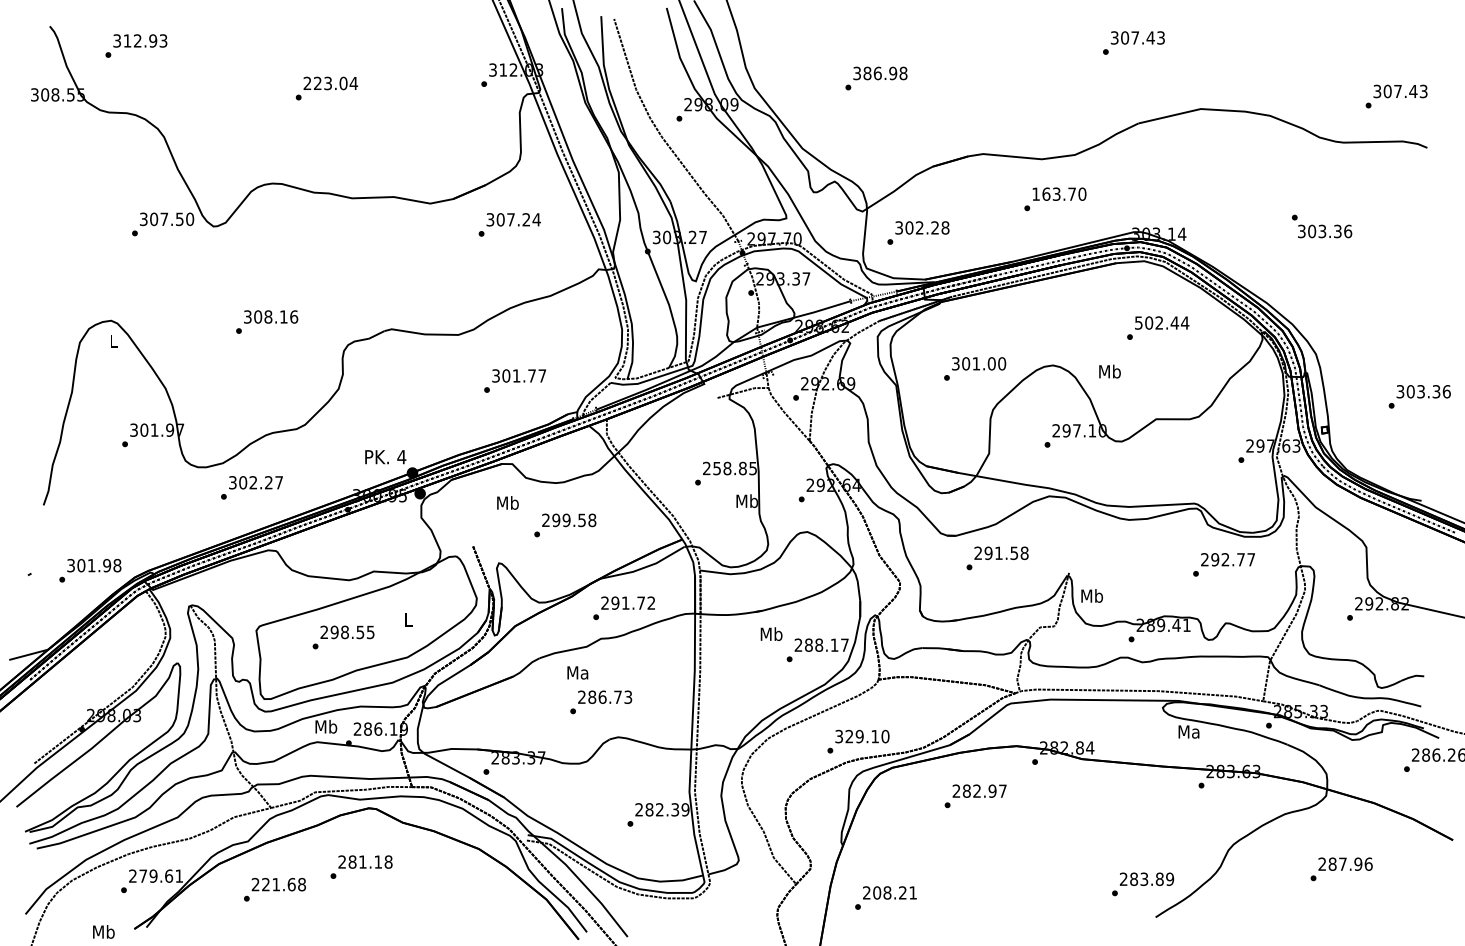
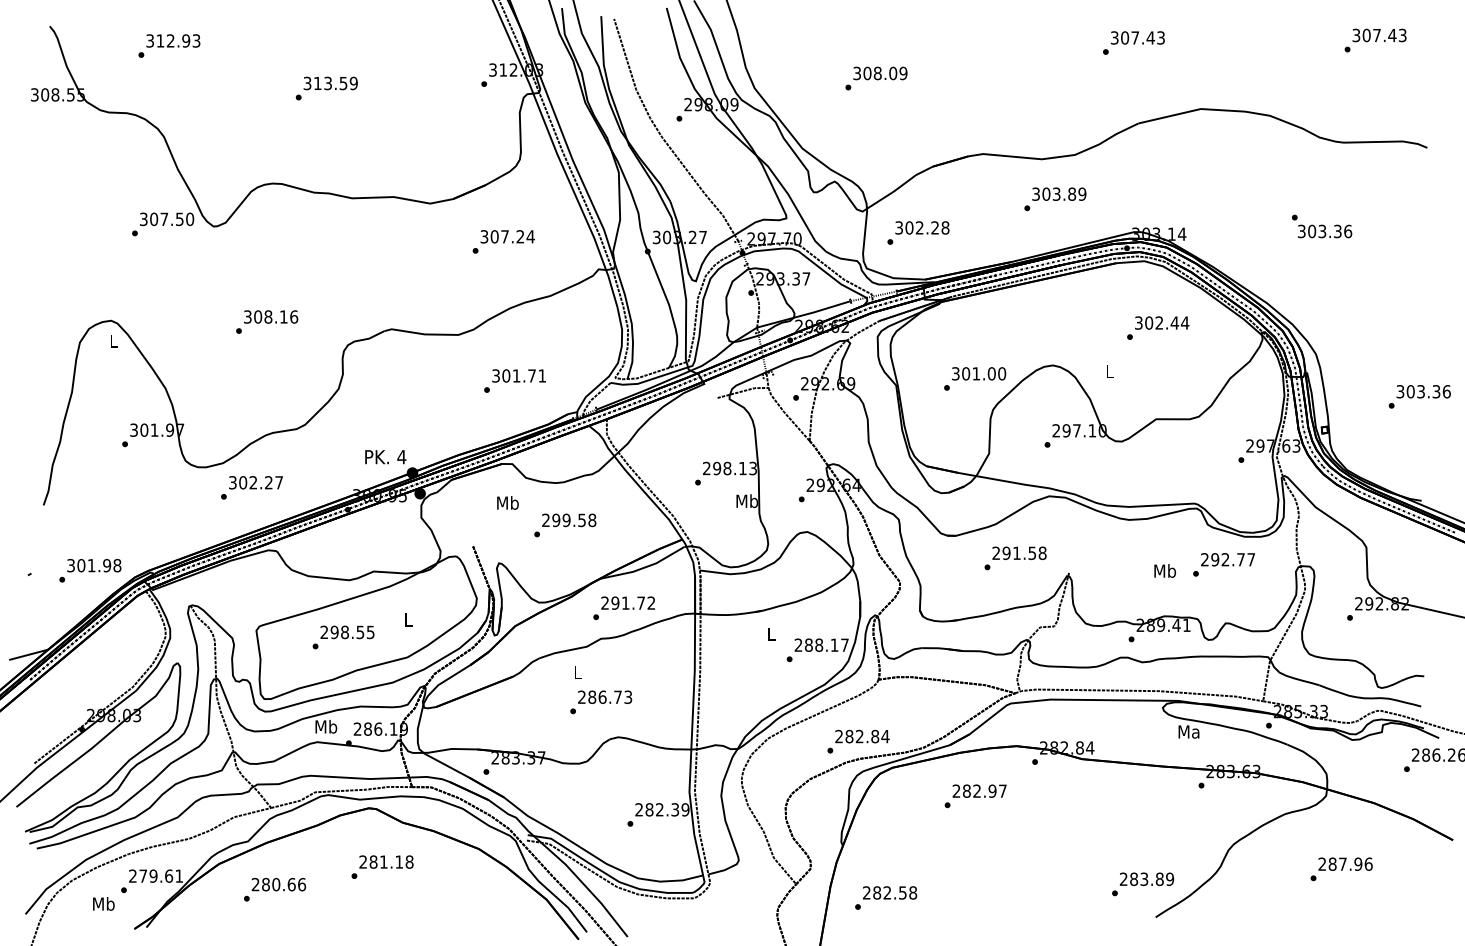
text position: (136, 45) -> (169, 45) (169, 45)
text: 386.98 -> 308.09 (885, 73)
text: 223.04 -> 313.59 (330, 83)
text position: (1396, 96) -> (1375, 40) (1375, 40)
text: 163.70 -> 303.89 (1059, 193)
text position: (509, 224) -> (503, 241) (503, 241)
text: 502.44 -> 302.44 (1138, 322)
text position: (975, 368) -> (975, 378) (975, 378)
text: Mb -> L (1109, 371)
text: 301.77 -> 301.71 (542, 375)
text: 258.85 -> 298.13 (734, 468)
text position: (997, 558) -> (1015, 558) (1015, 558)
text position: (1091, 595) -> (1164, 570) (1164, 570)
text: Mb -> L (771, 633)
text: Ma -> L (577, 672)
text: 329.10 -> 282.84 (862, 736)
text position: (361, 866) -> (382, 866) (382, 866)
text: 221.68 -> 280.66 (284, 884)
text: 208.21 -> 282.58 (895, 892)
text position: (103, 931) -> (103, 903) (103, 903)
